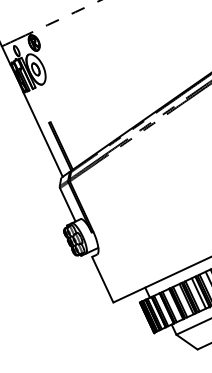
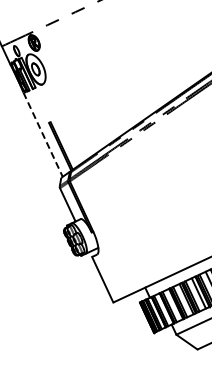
line: solid -> dashed (43, 134)
